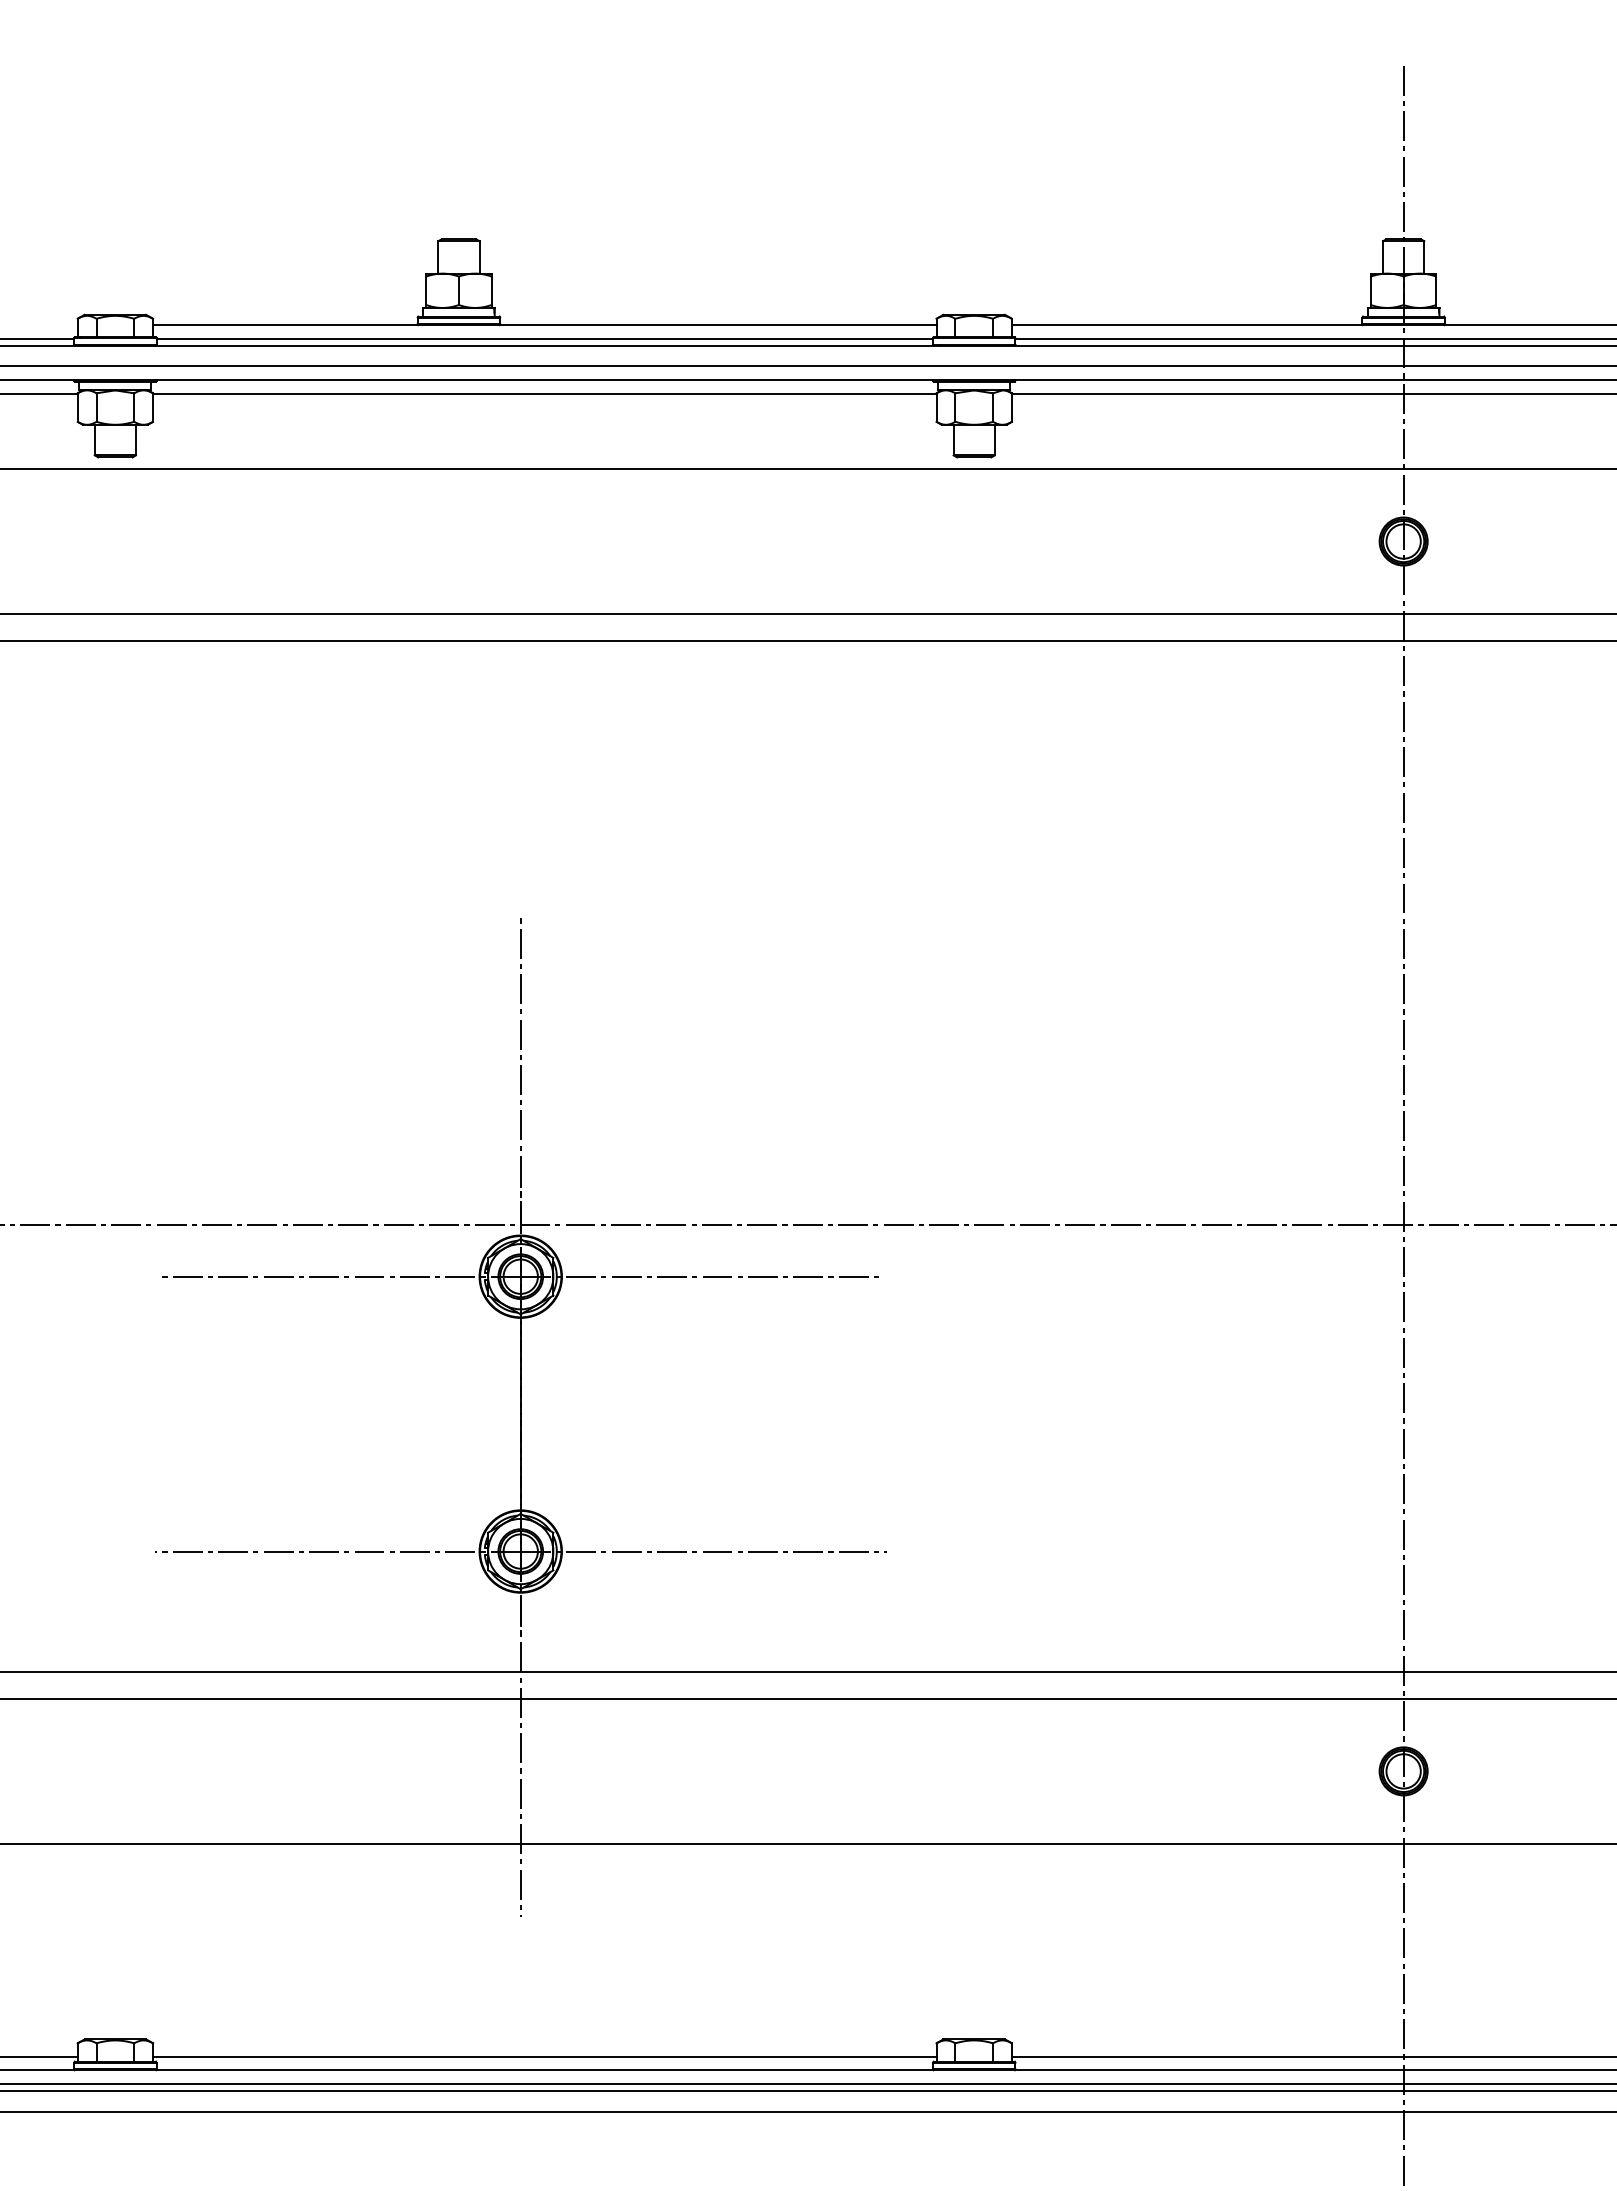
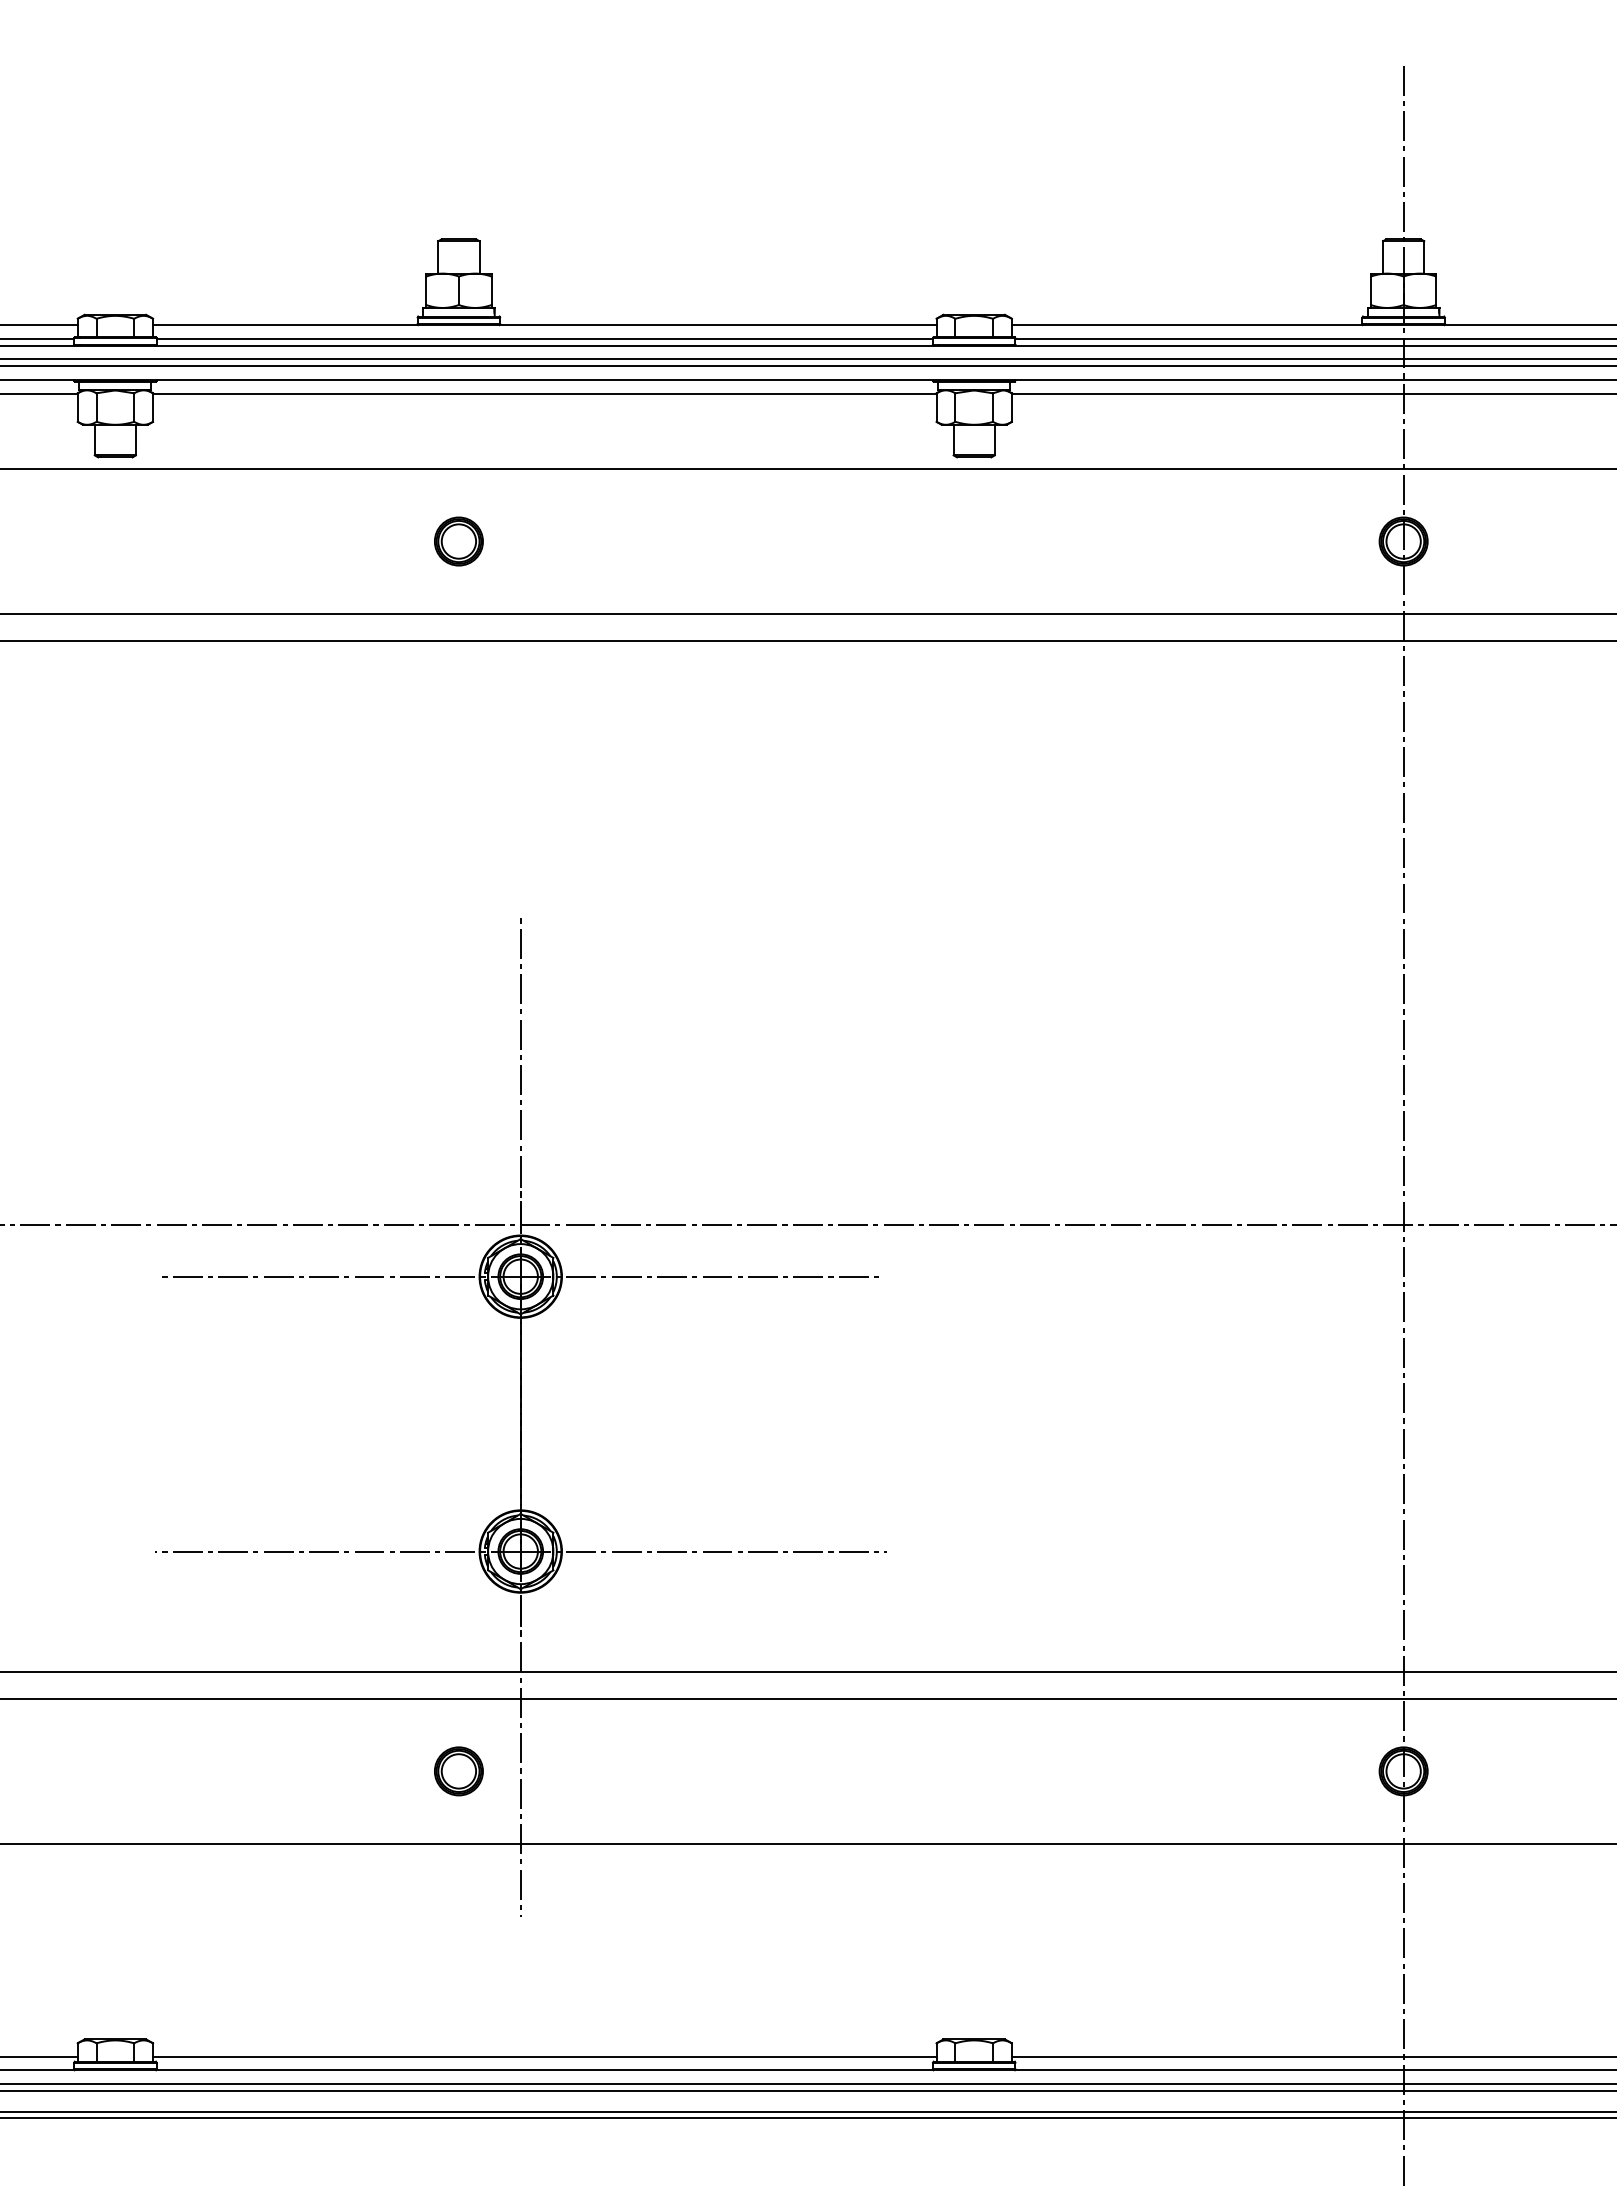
line: none -> present (39, 325)
line: none -> present (807, 359)
part: none -> present (458, 541)
part: none -> present (458, 1771)
line: none -> present (807, 2118)
